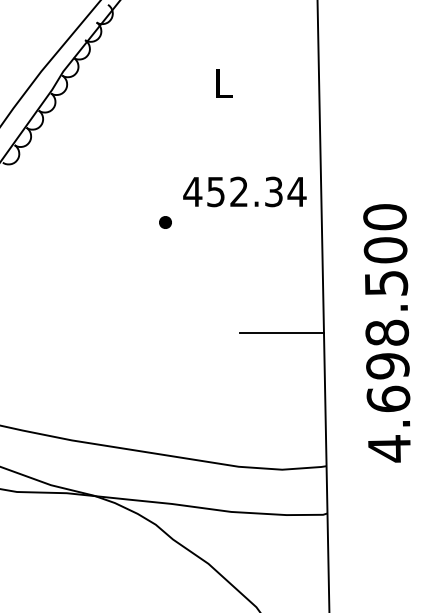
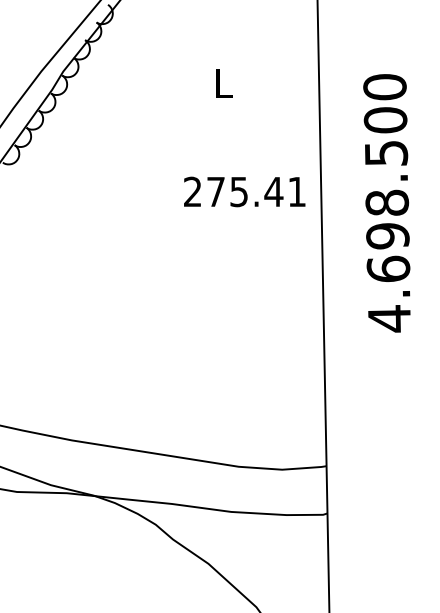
text: 452.34 -> 275.41 (244, 191)
part: present -> none (165, 222)
line: present -> none (281, 333)
text position: (386, 333) -> (386, 203) (386, 203)
